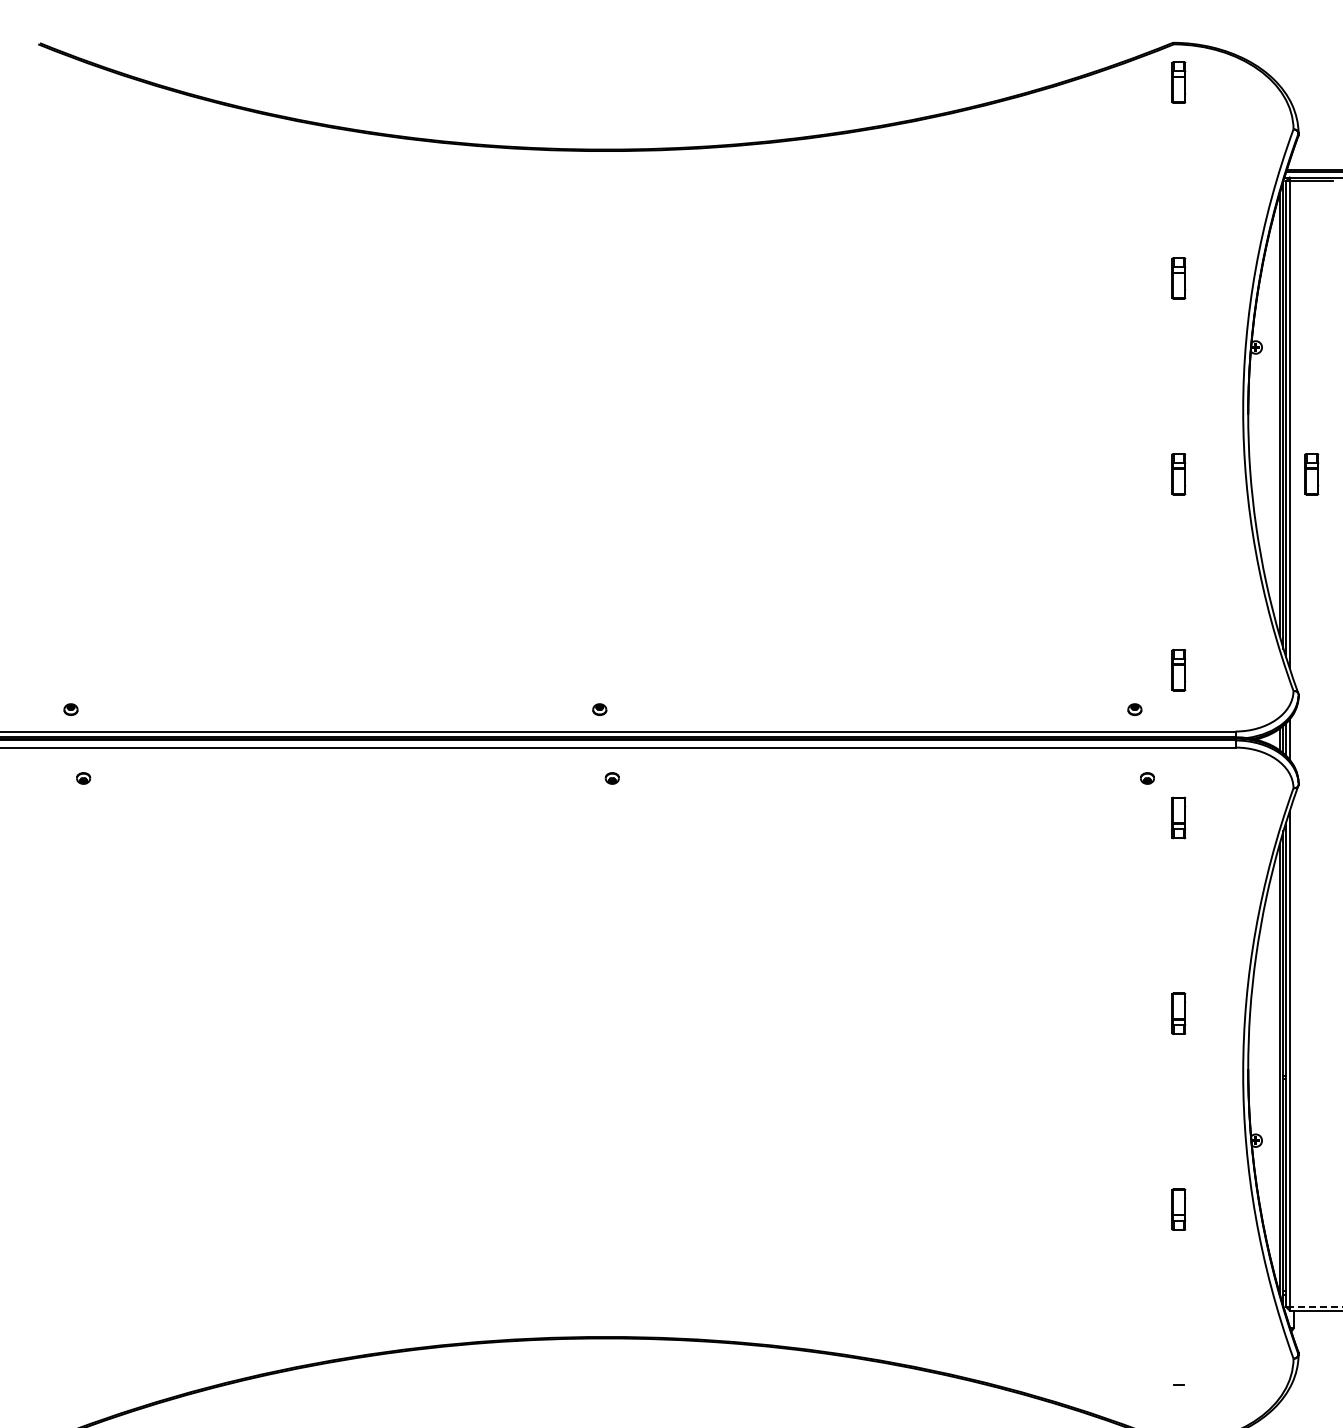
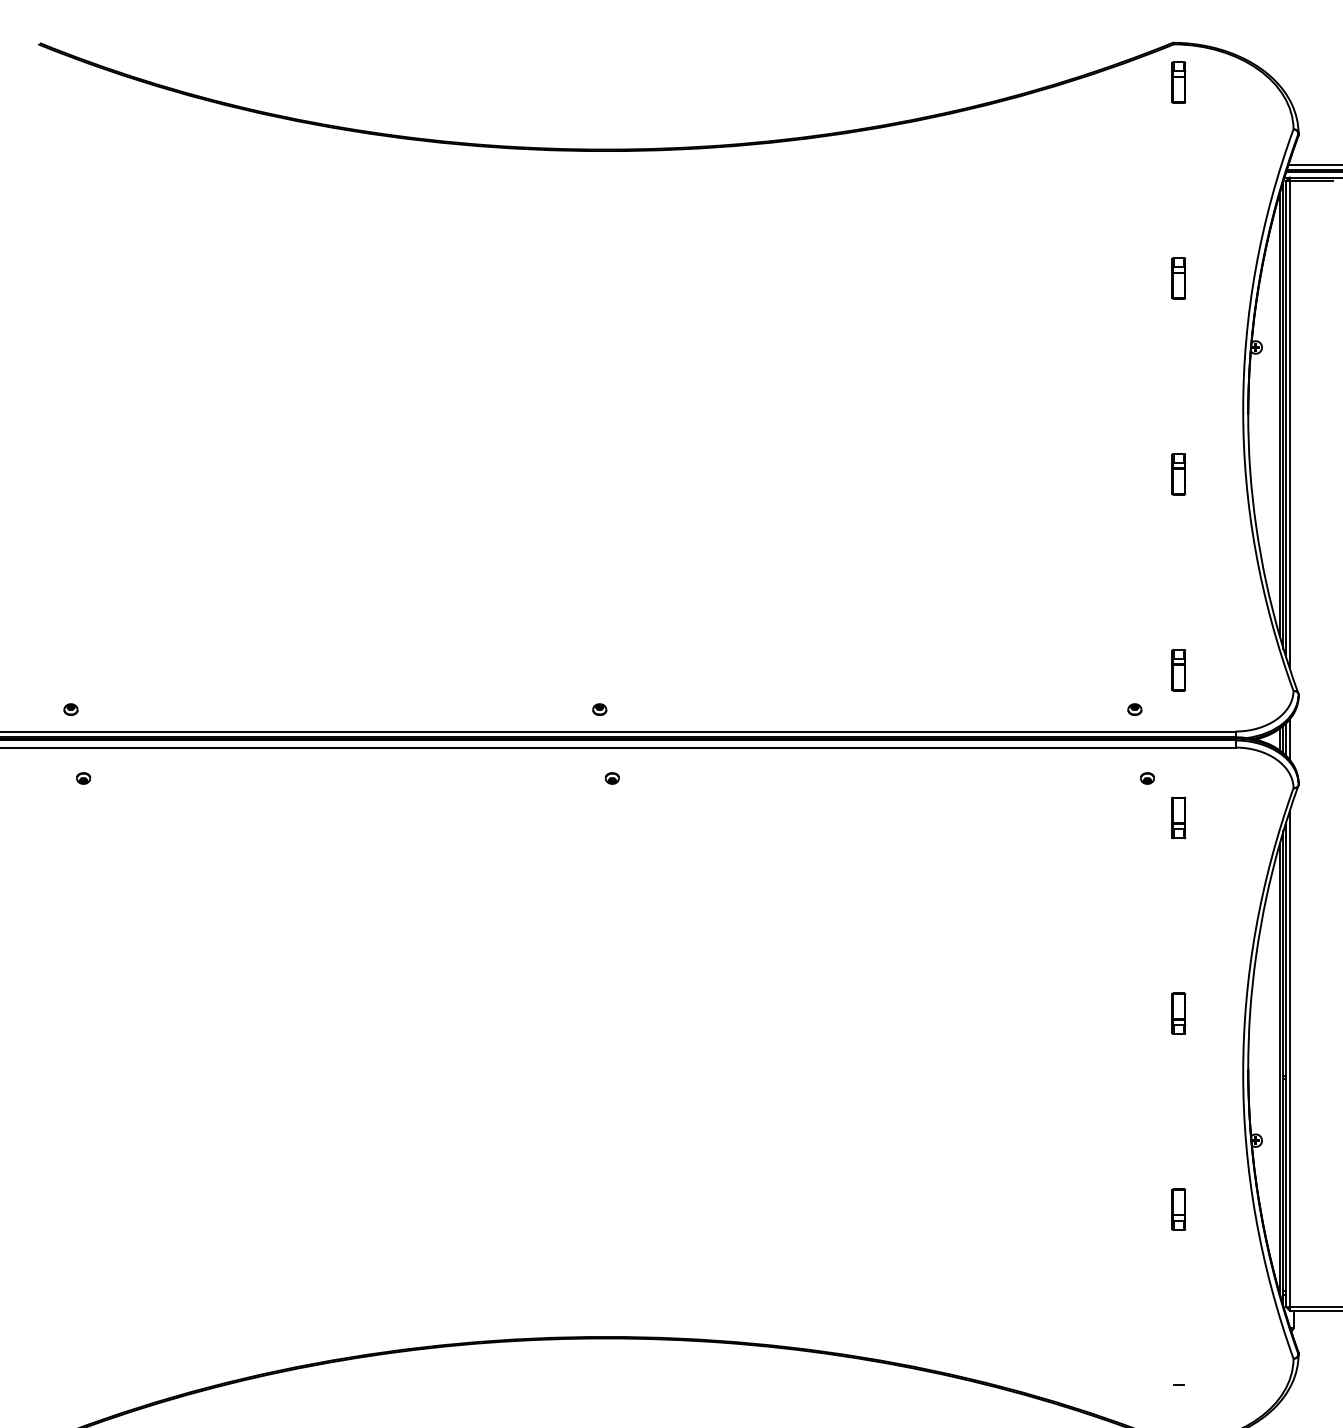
line: none -> present (1313, 164)
part: present -> none (1311, 474)
line: dashed -> solid (1315, 1306)
